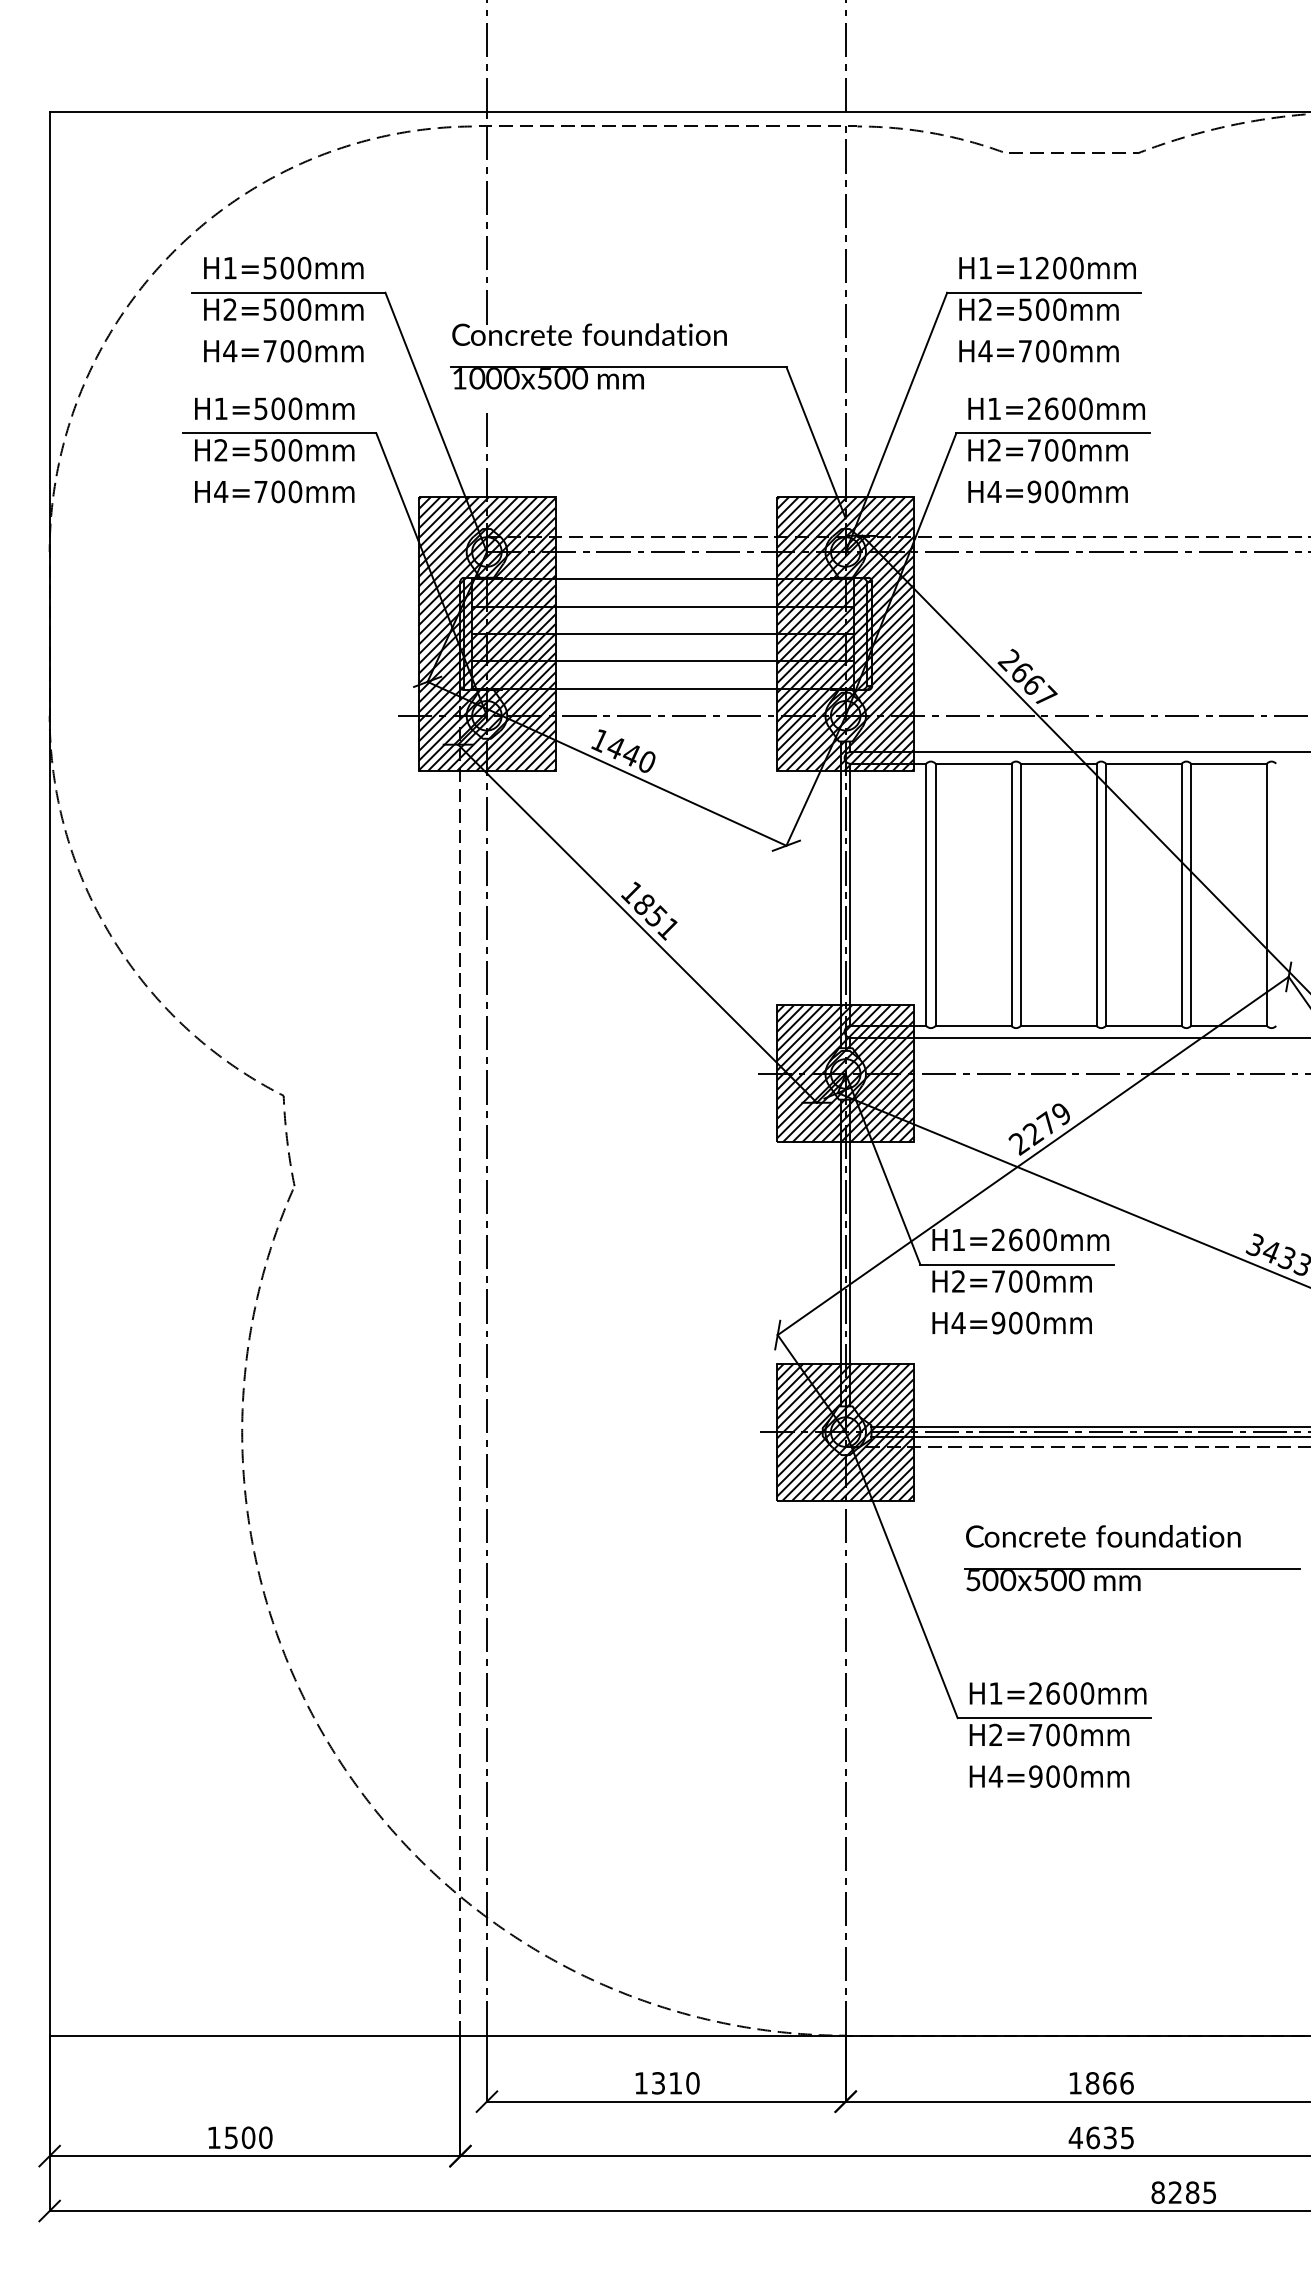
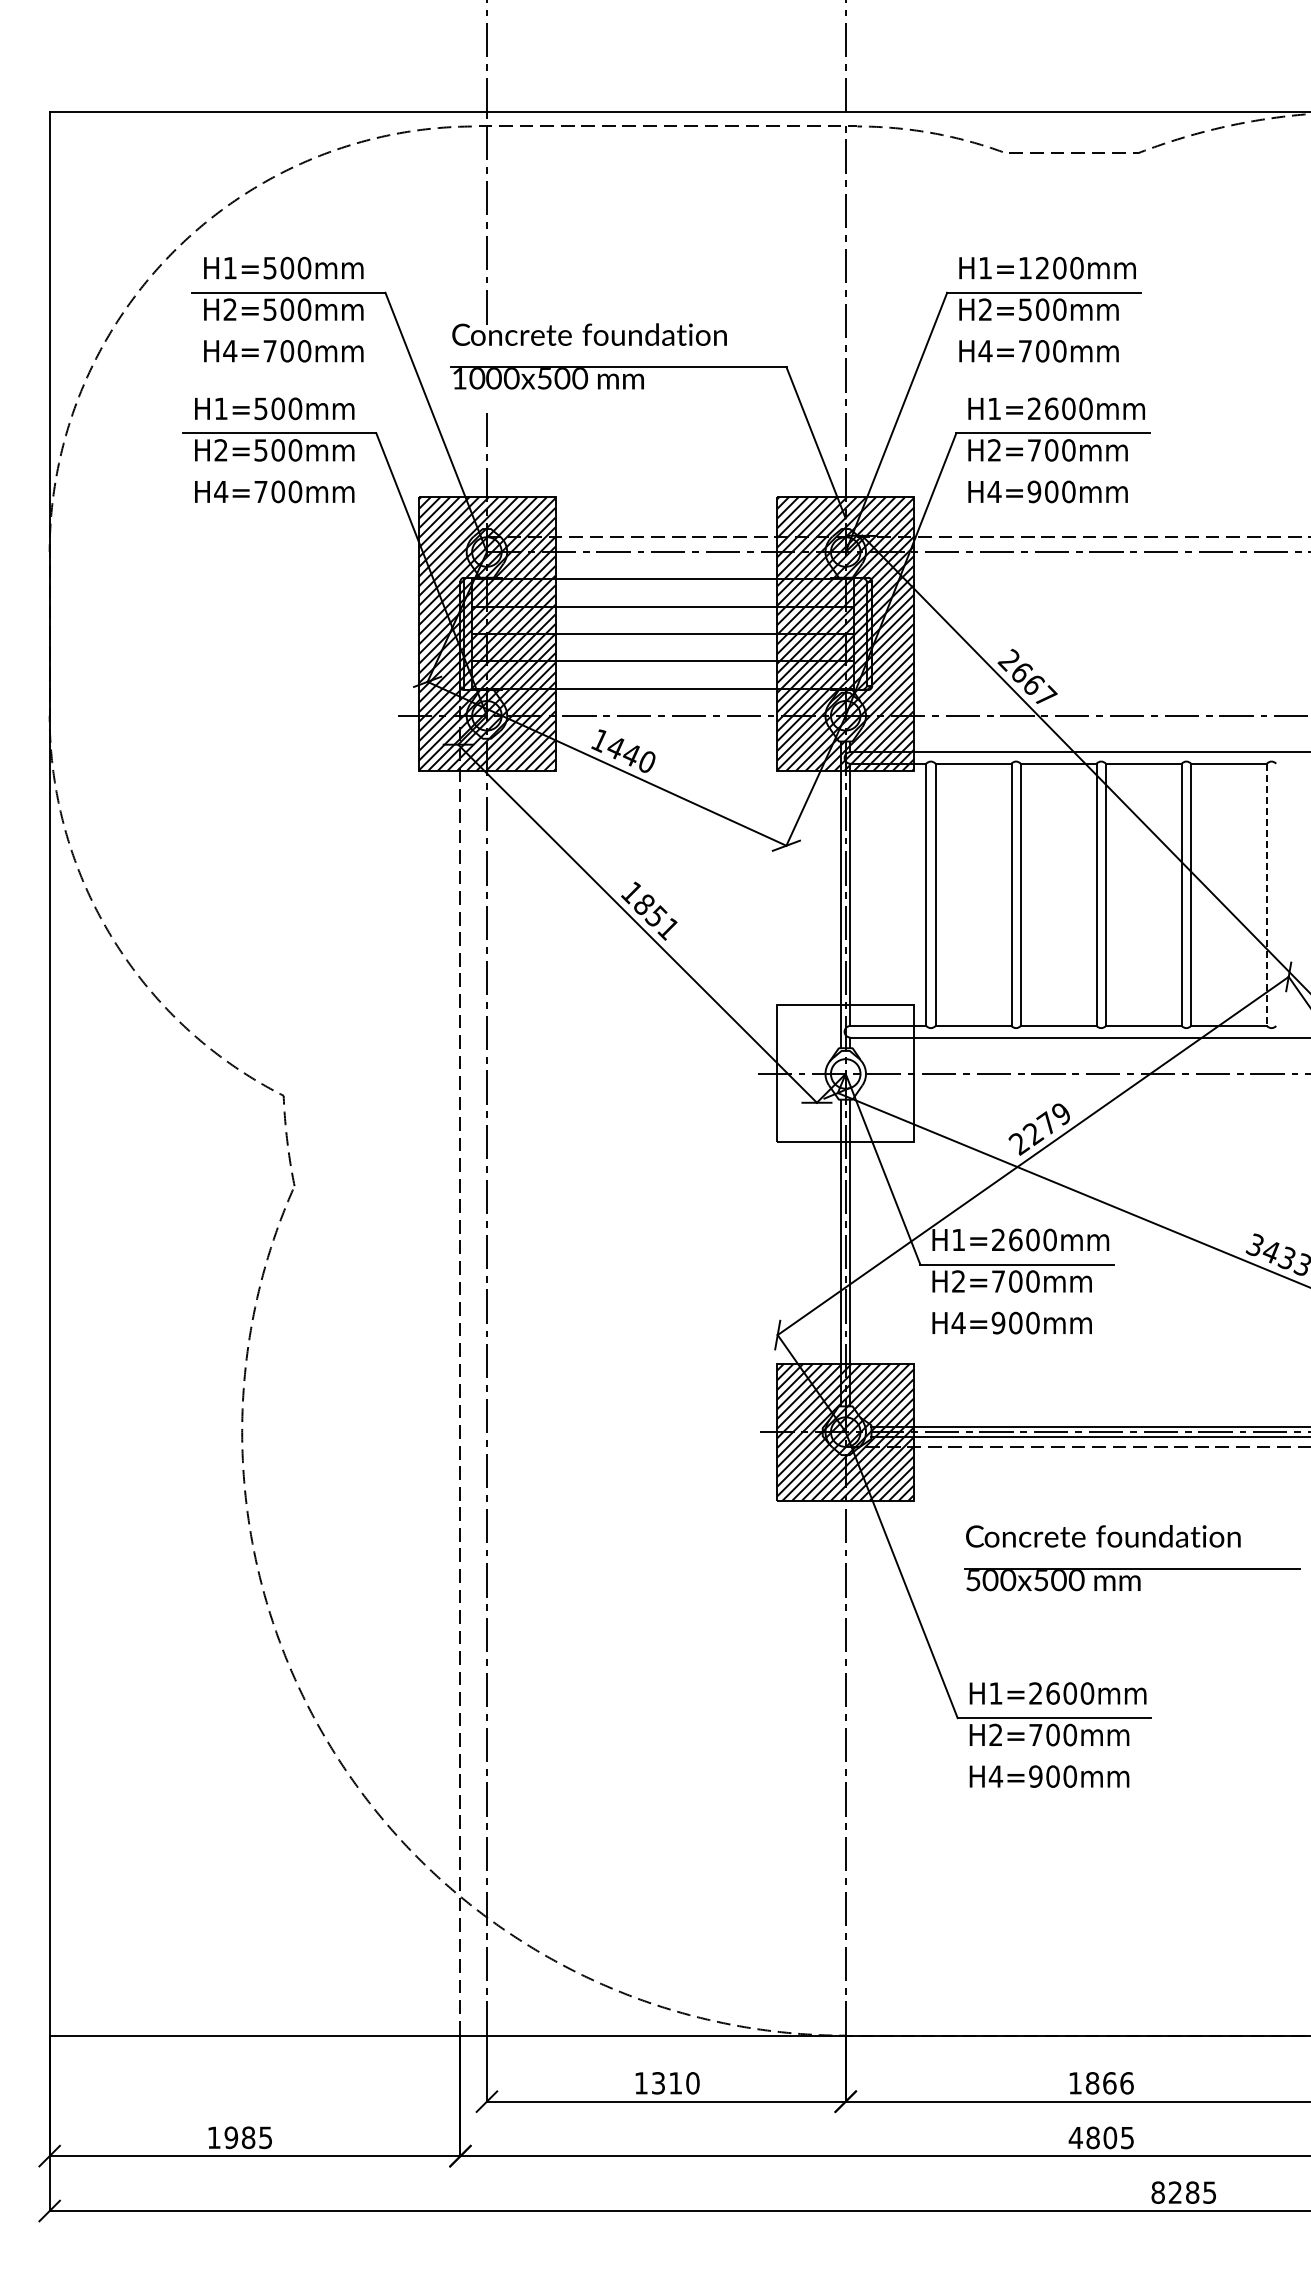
line: solid -> dashed (1266, 895)
hatch: present -> none (845, 1073)
text: 1500 -> 1985 (248, 2137)
text: 4635 -> 4805 (1101, 2137)
